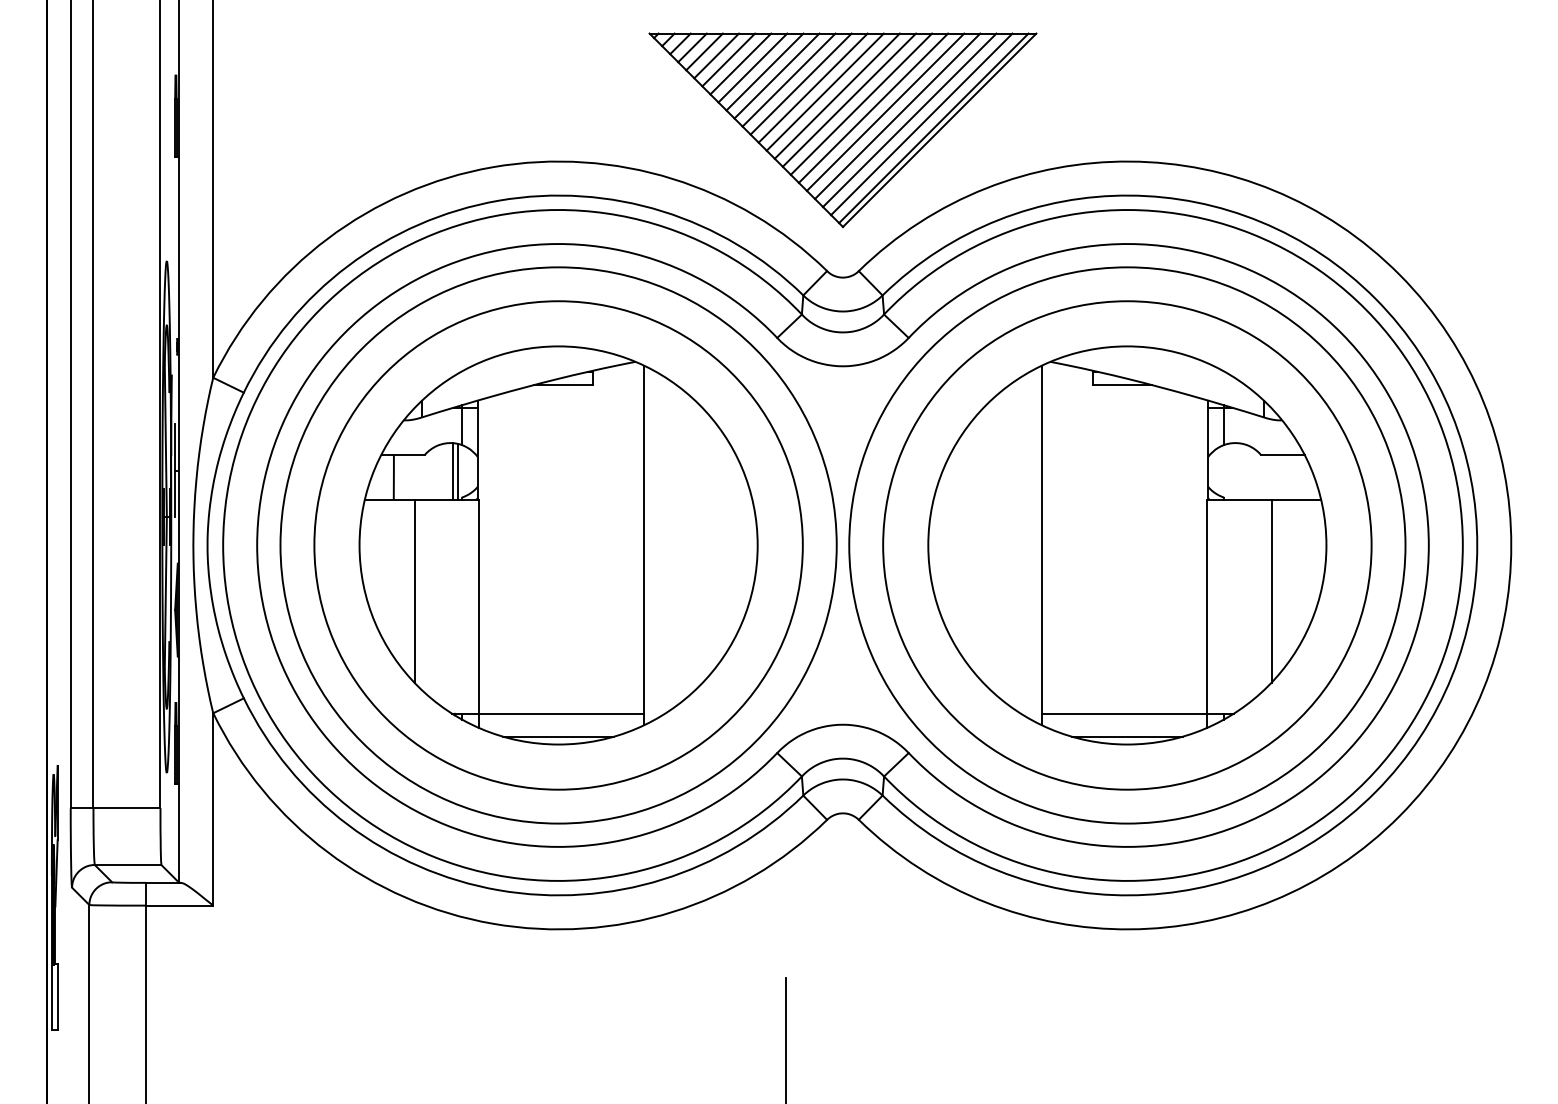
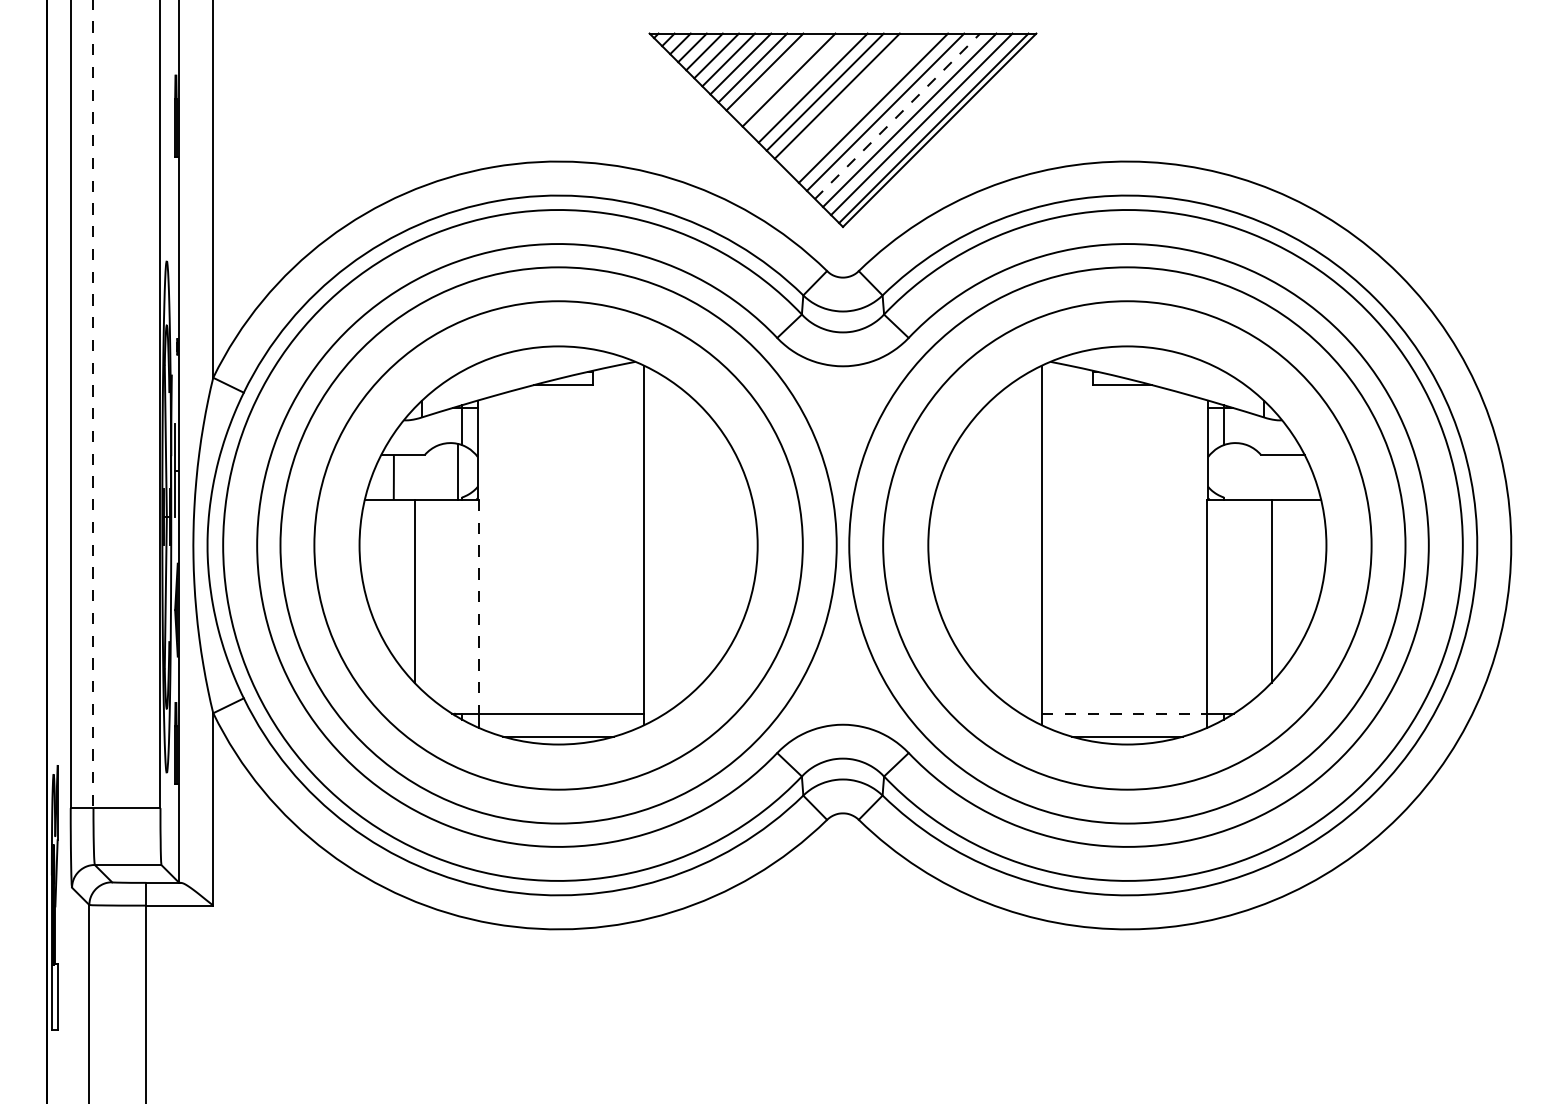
line: present -> none (776, 75)
line: present -> none (800, 83)
line: present -> none (849, 99)
line: present -> none (861, 103)
line: solid -> dashed (897, 116)
line: solid -> dashed (93, 404)
line: present -> none (452, 471)
line: solid -> dashed (478, 606)
line: solid -> dashed (1125, 713)
line: present -> none (786, 1038)
